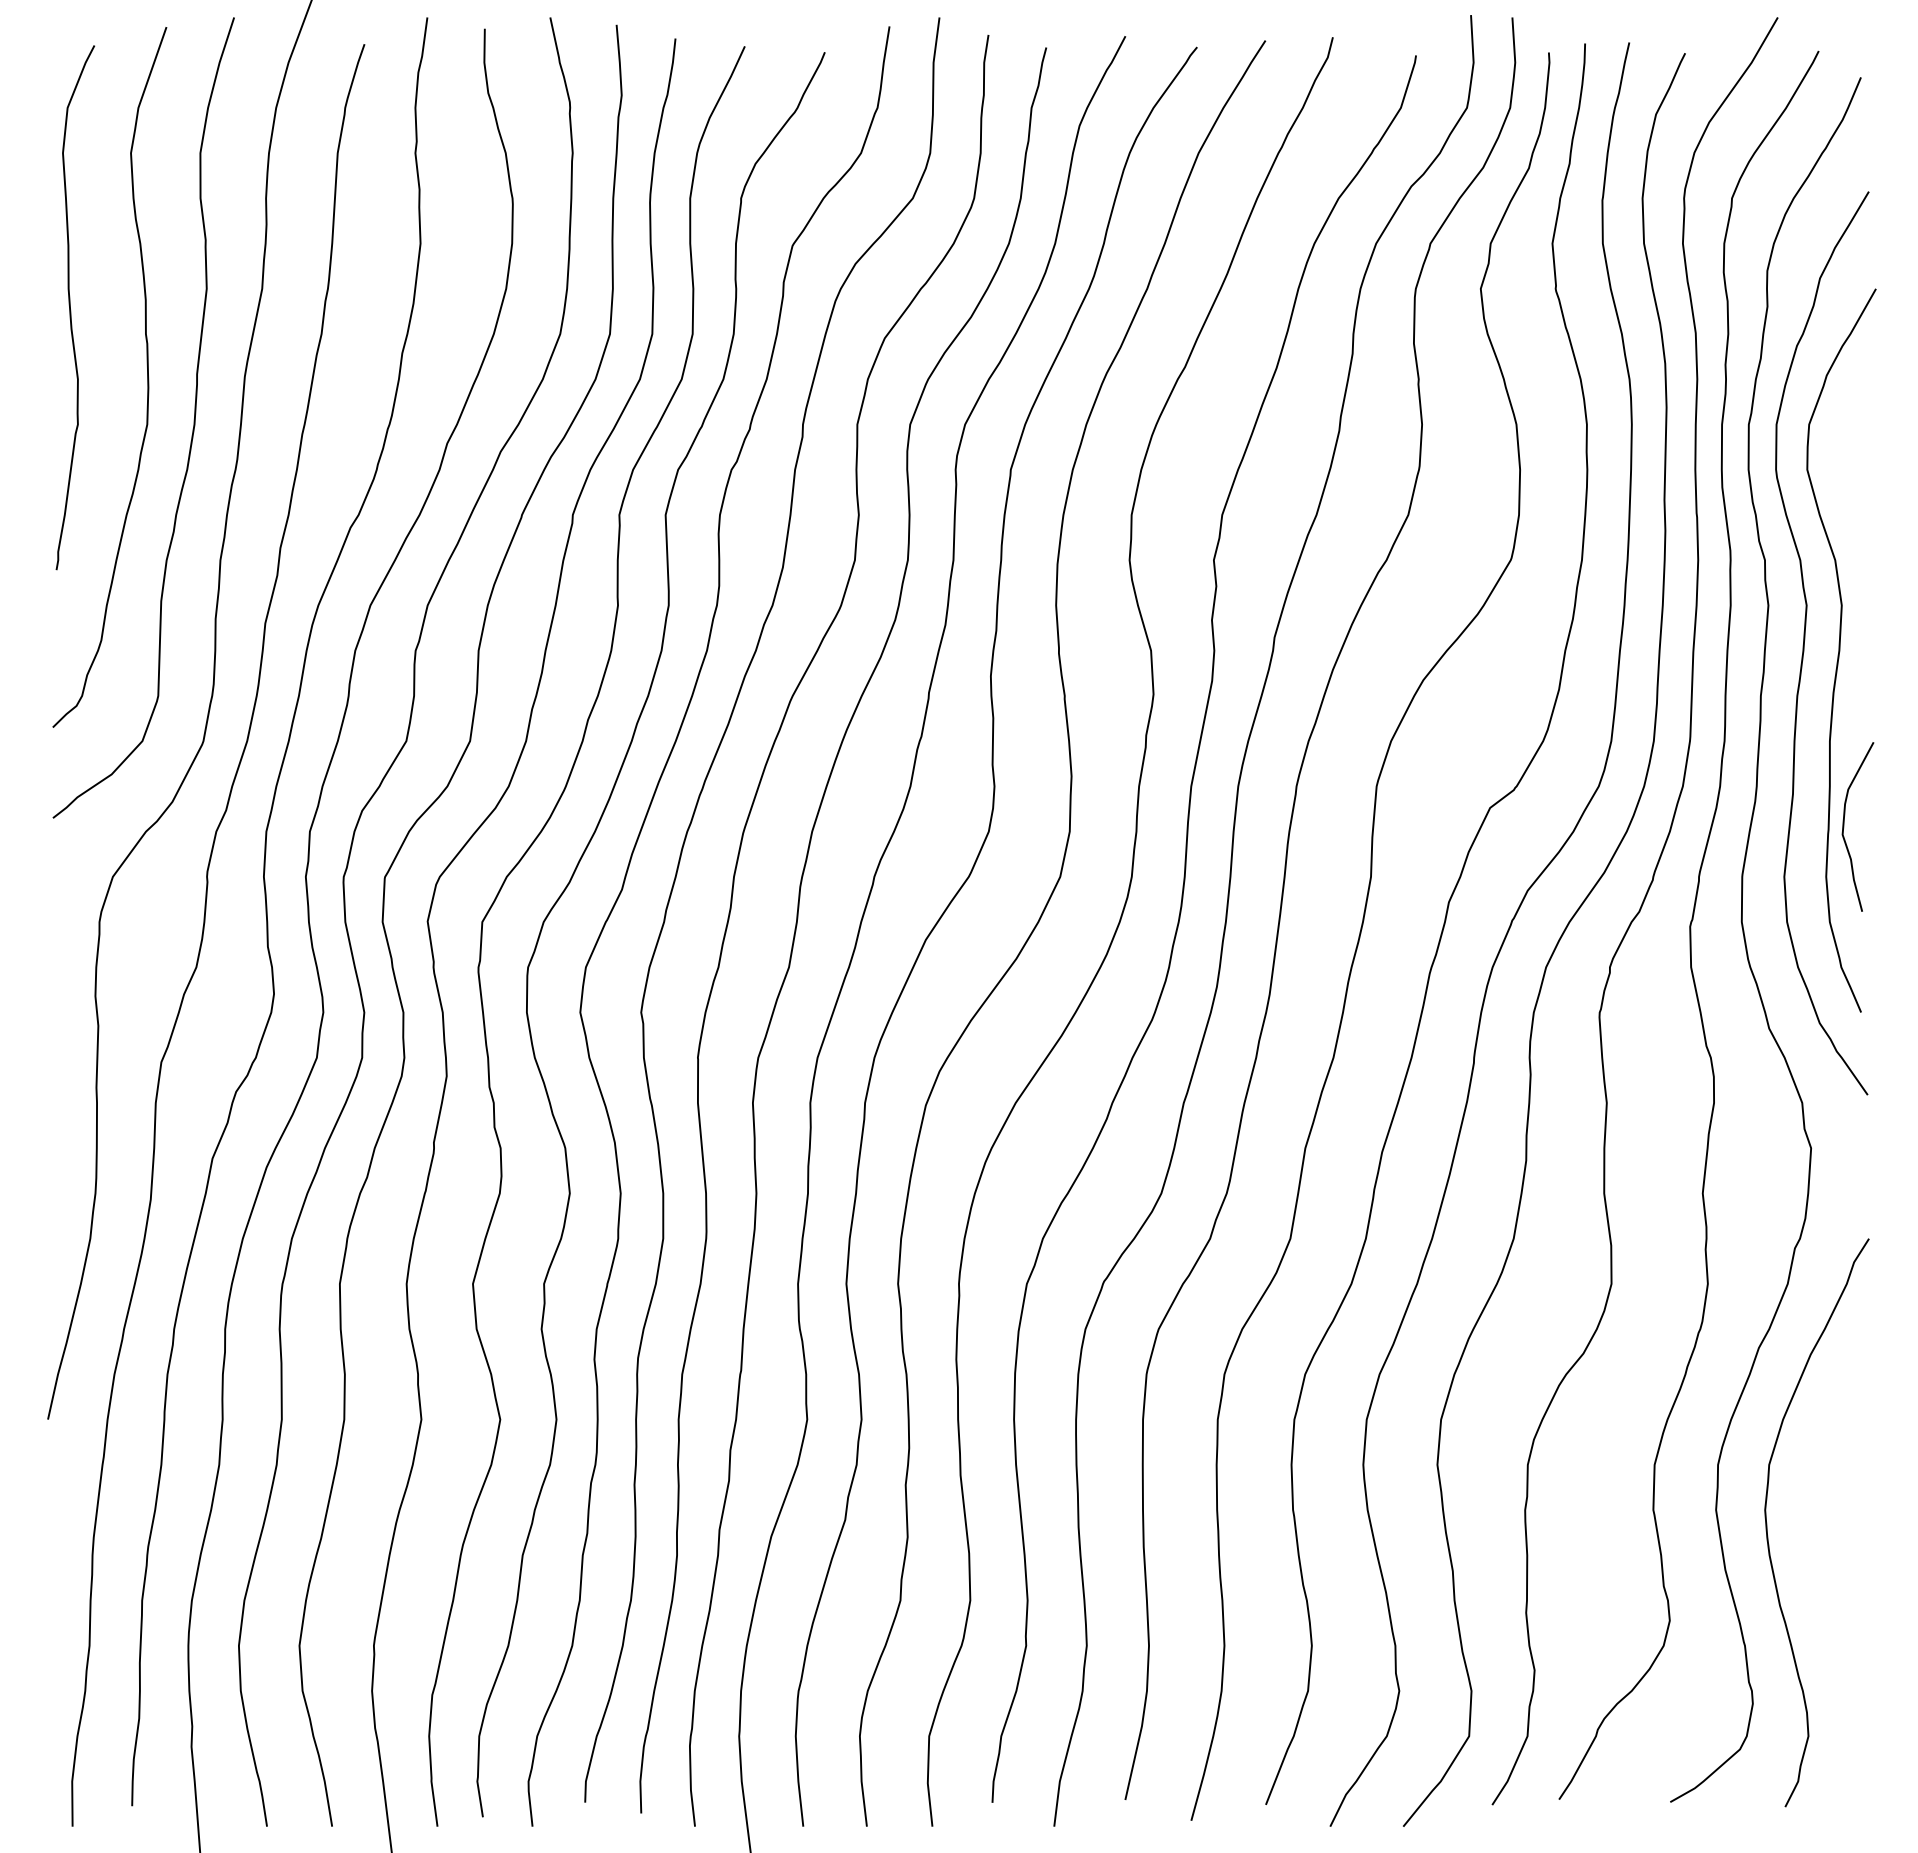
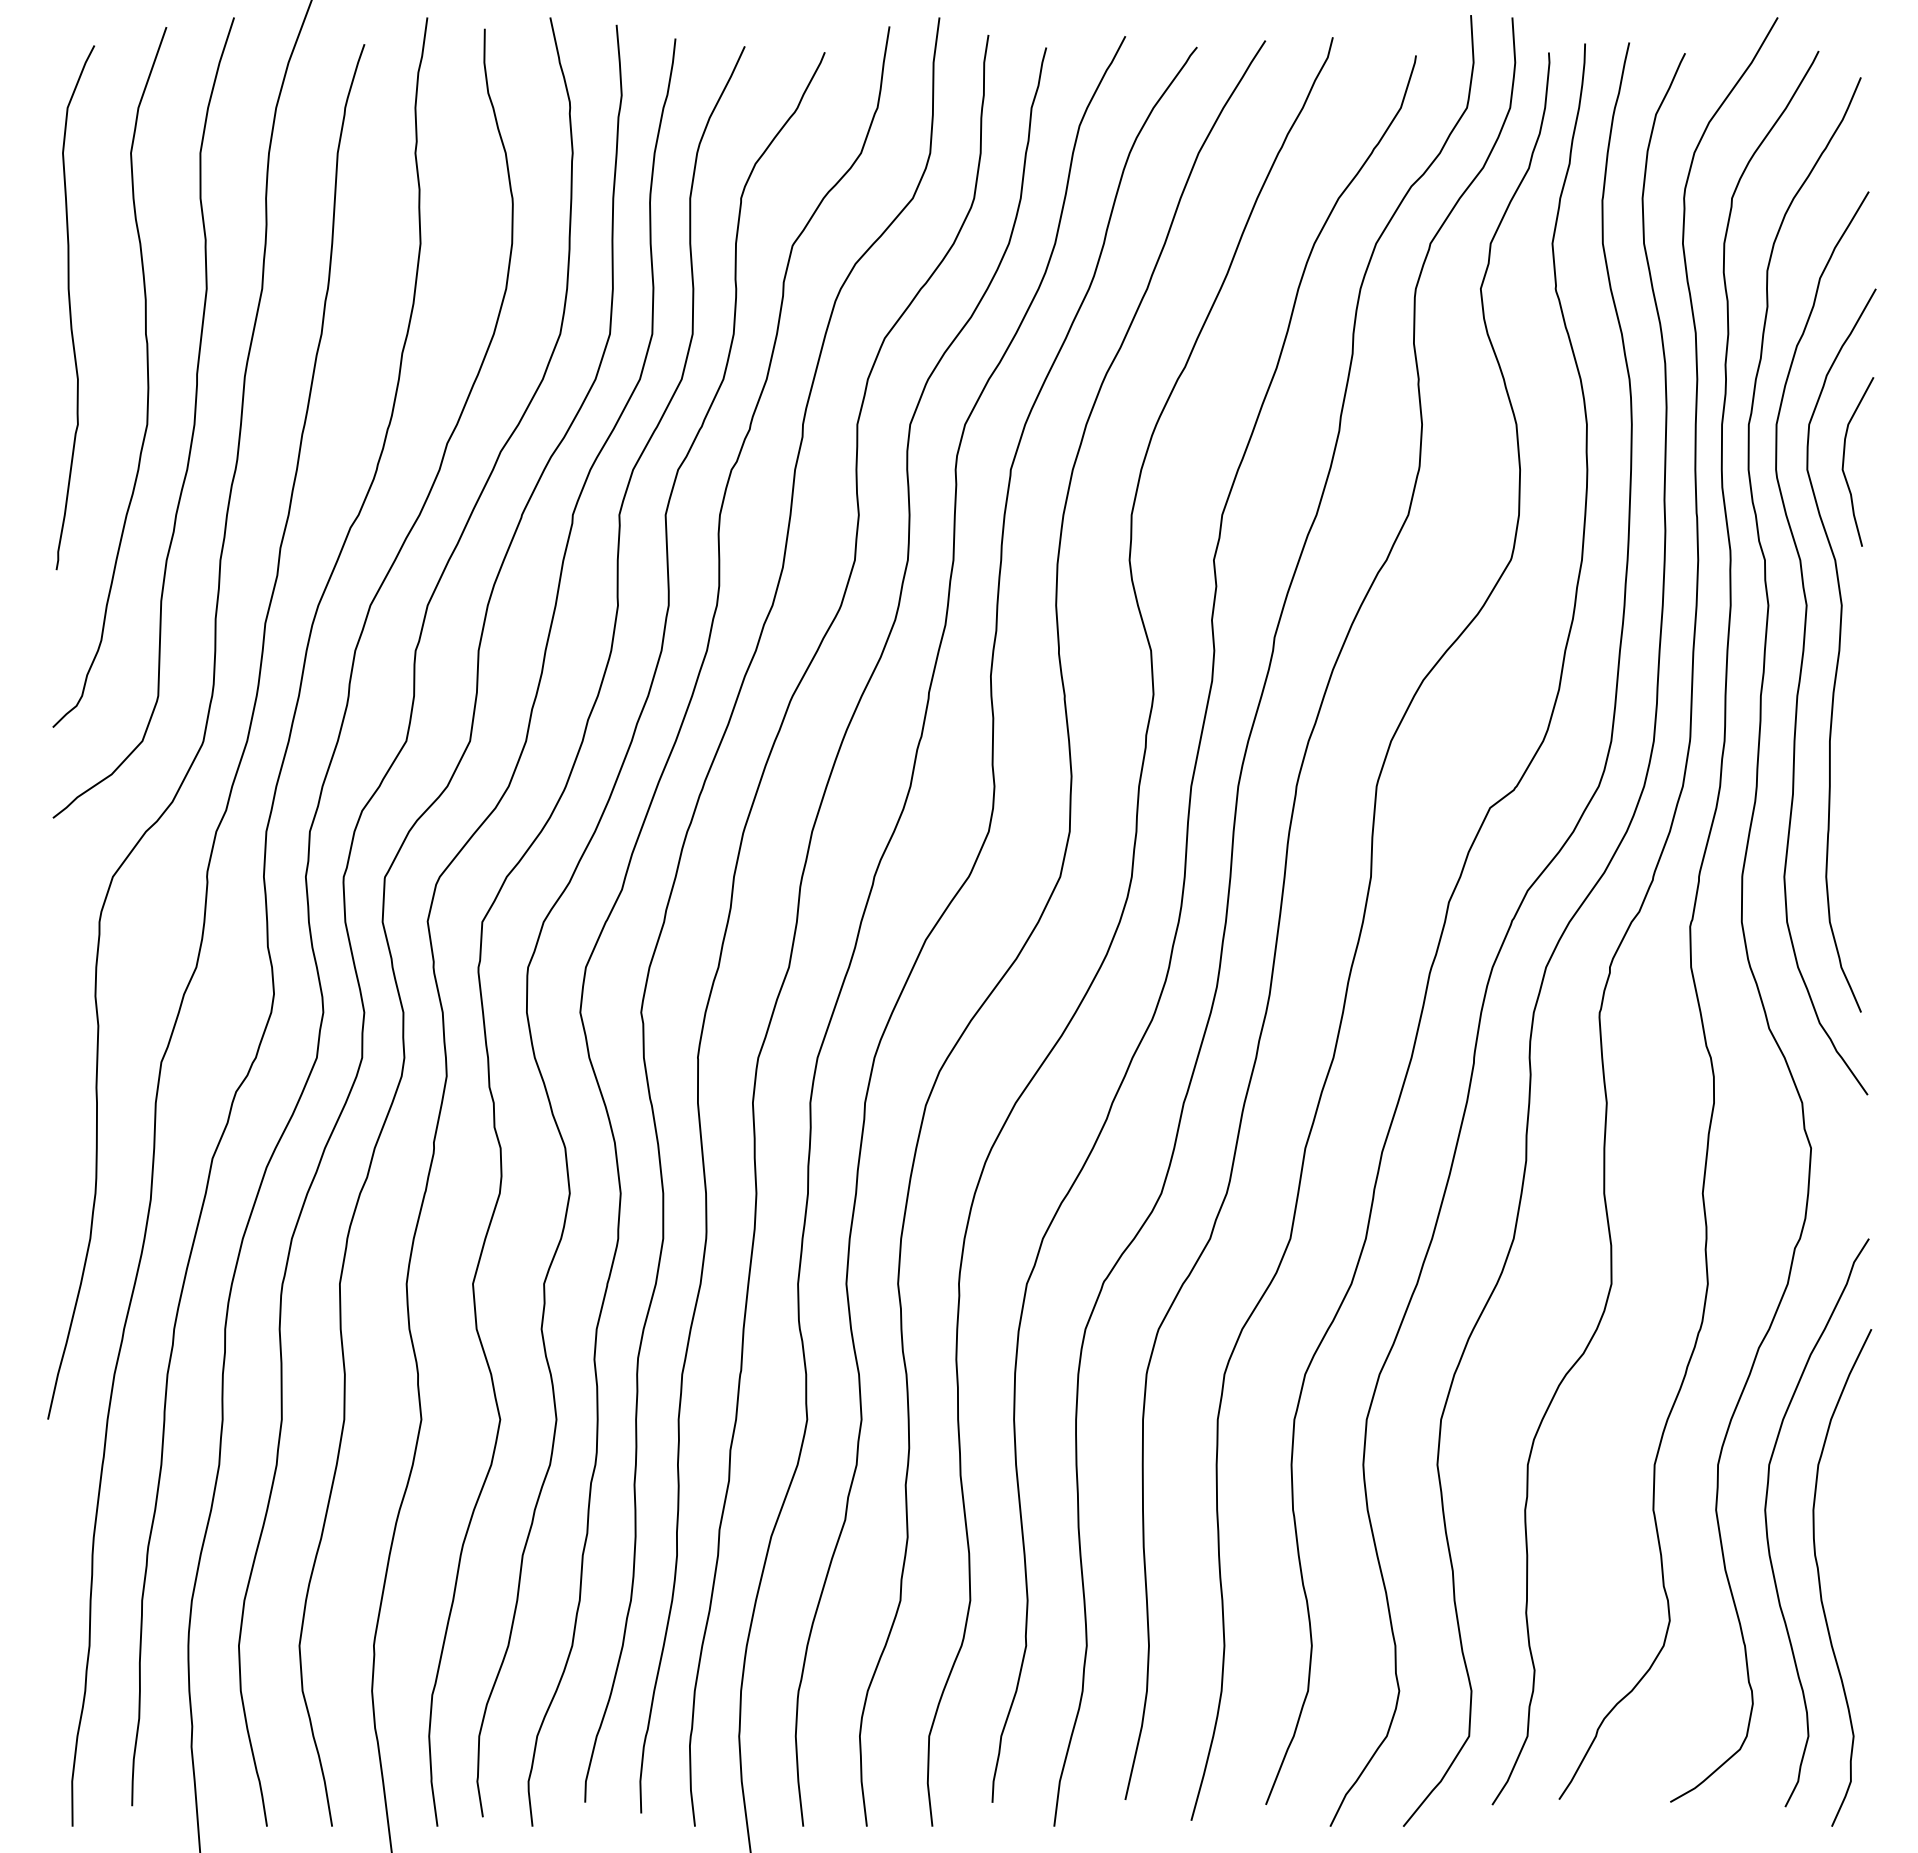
curve position: (1844, 826) -> (1844, 461) (1844, 461)
curve: none -> present (1820, 1580)
